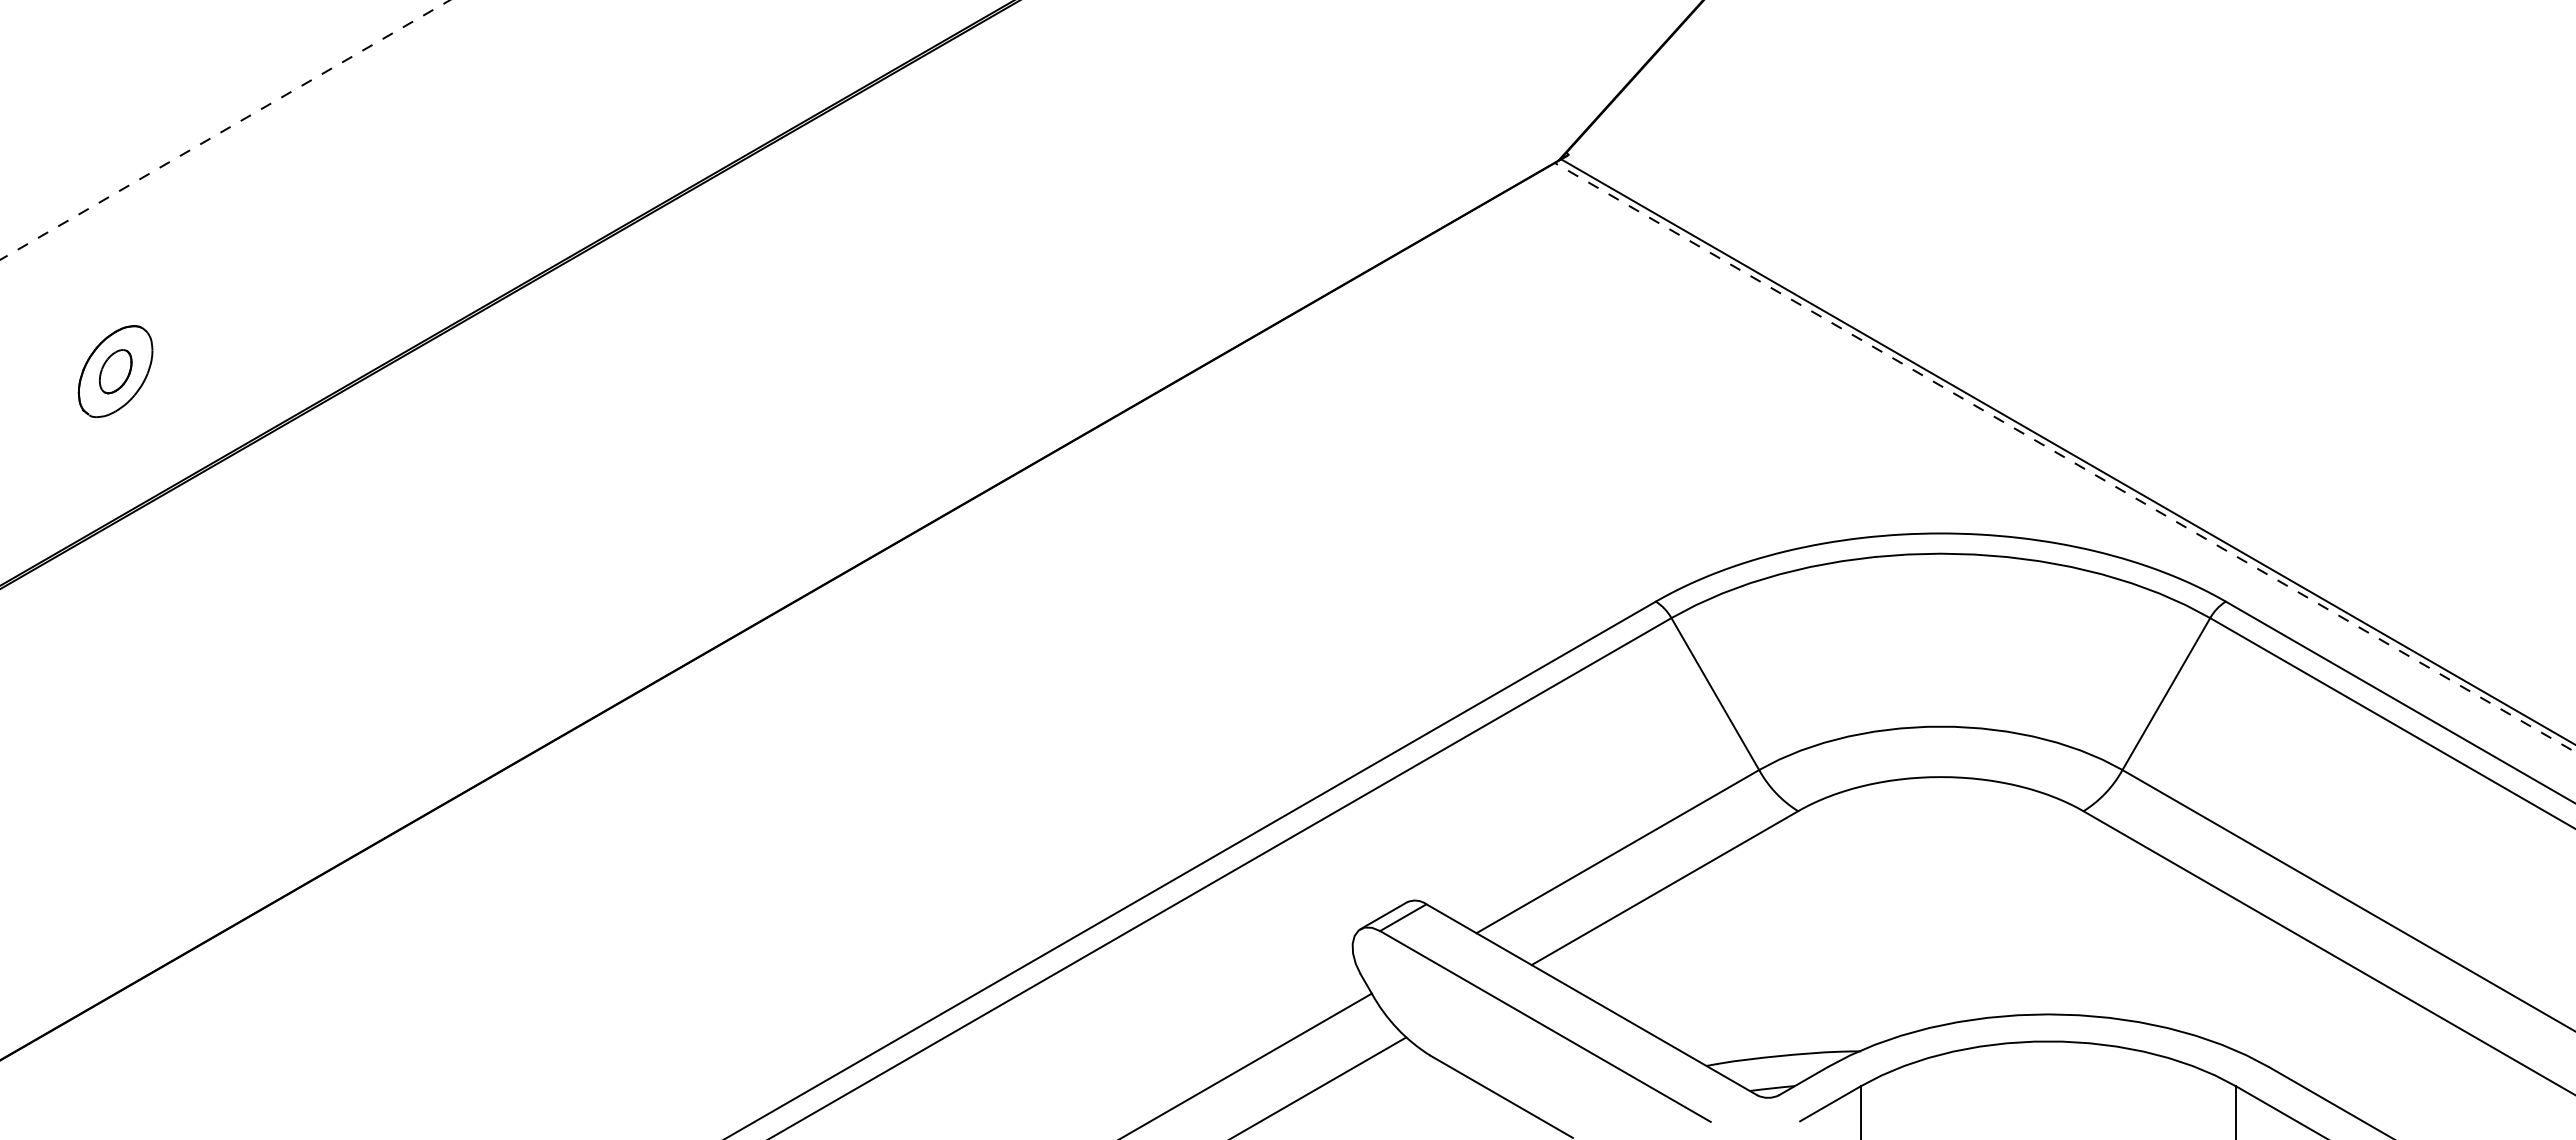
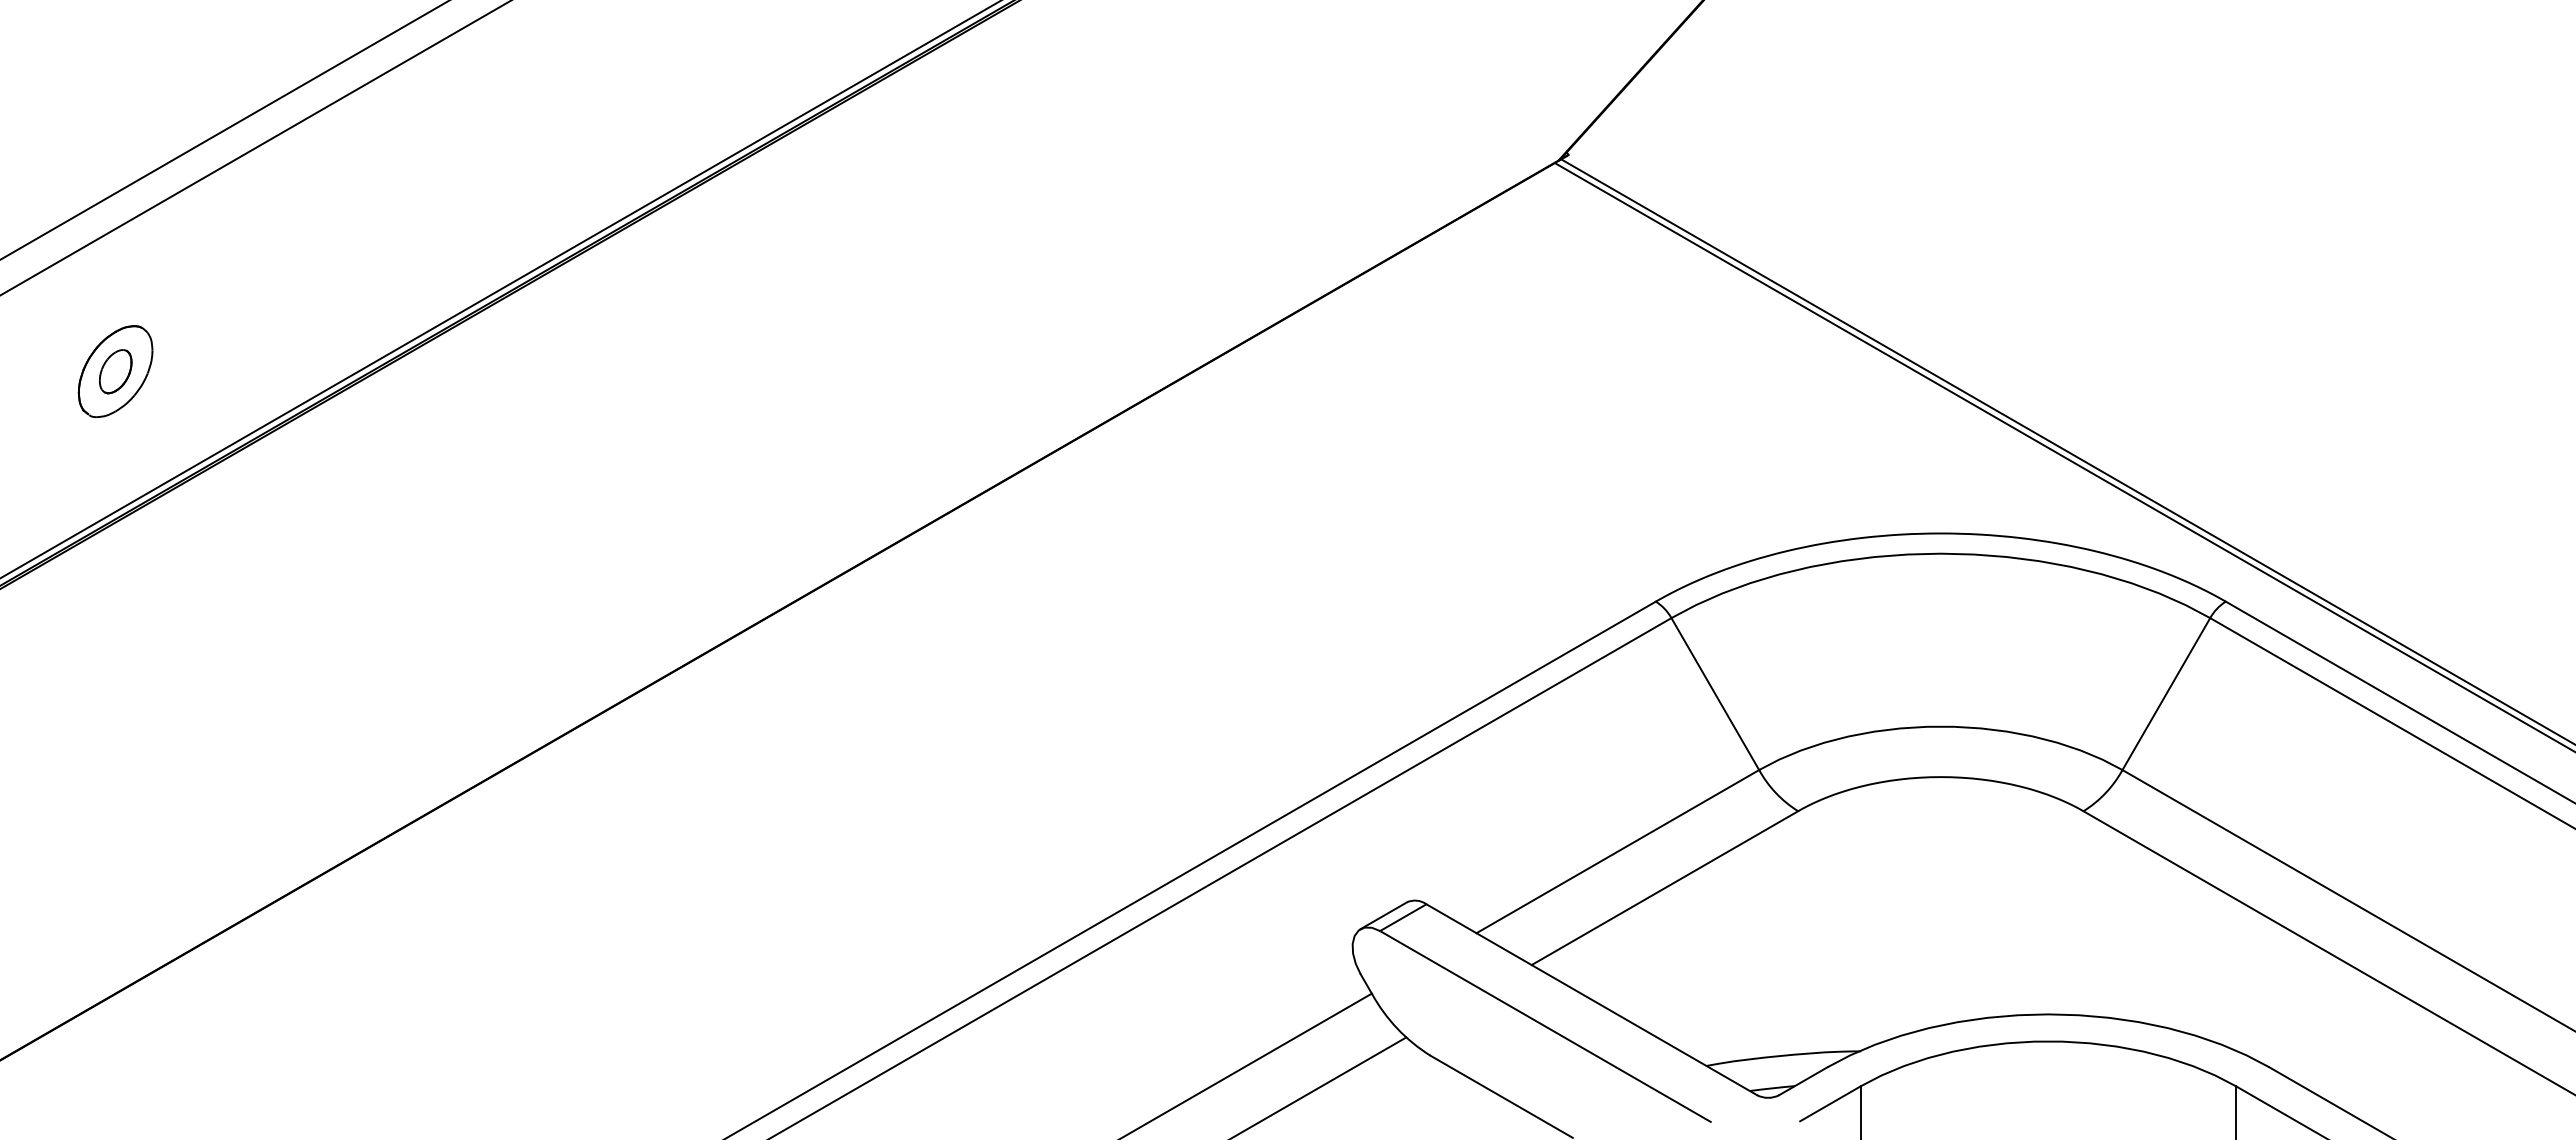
line: dashed -> solid (225, 129)
line: none -> present (255, 148)
line: none -> present (500, 289)
line: dashed -> solid (2065, 457)
